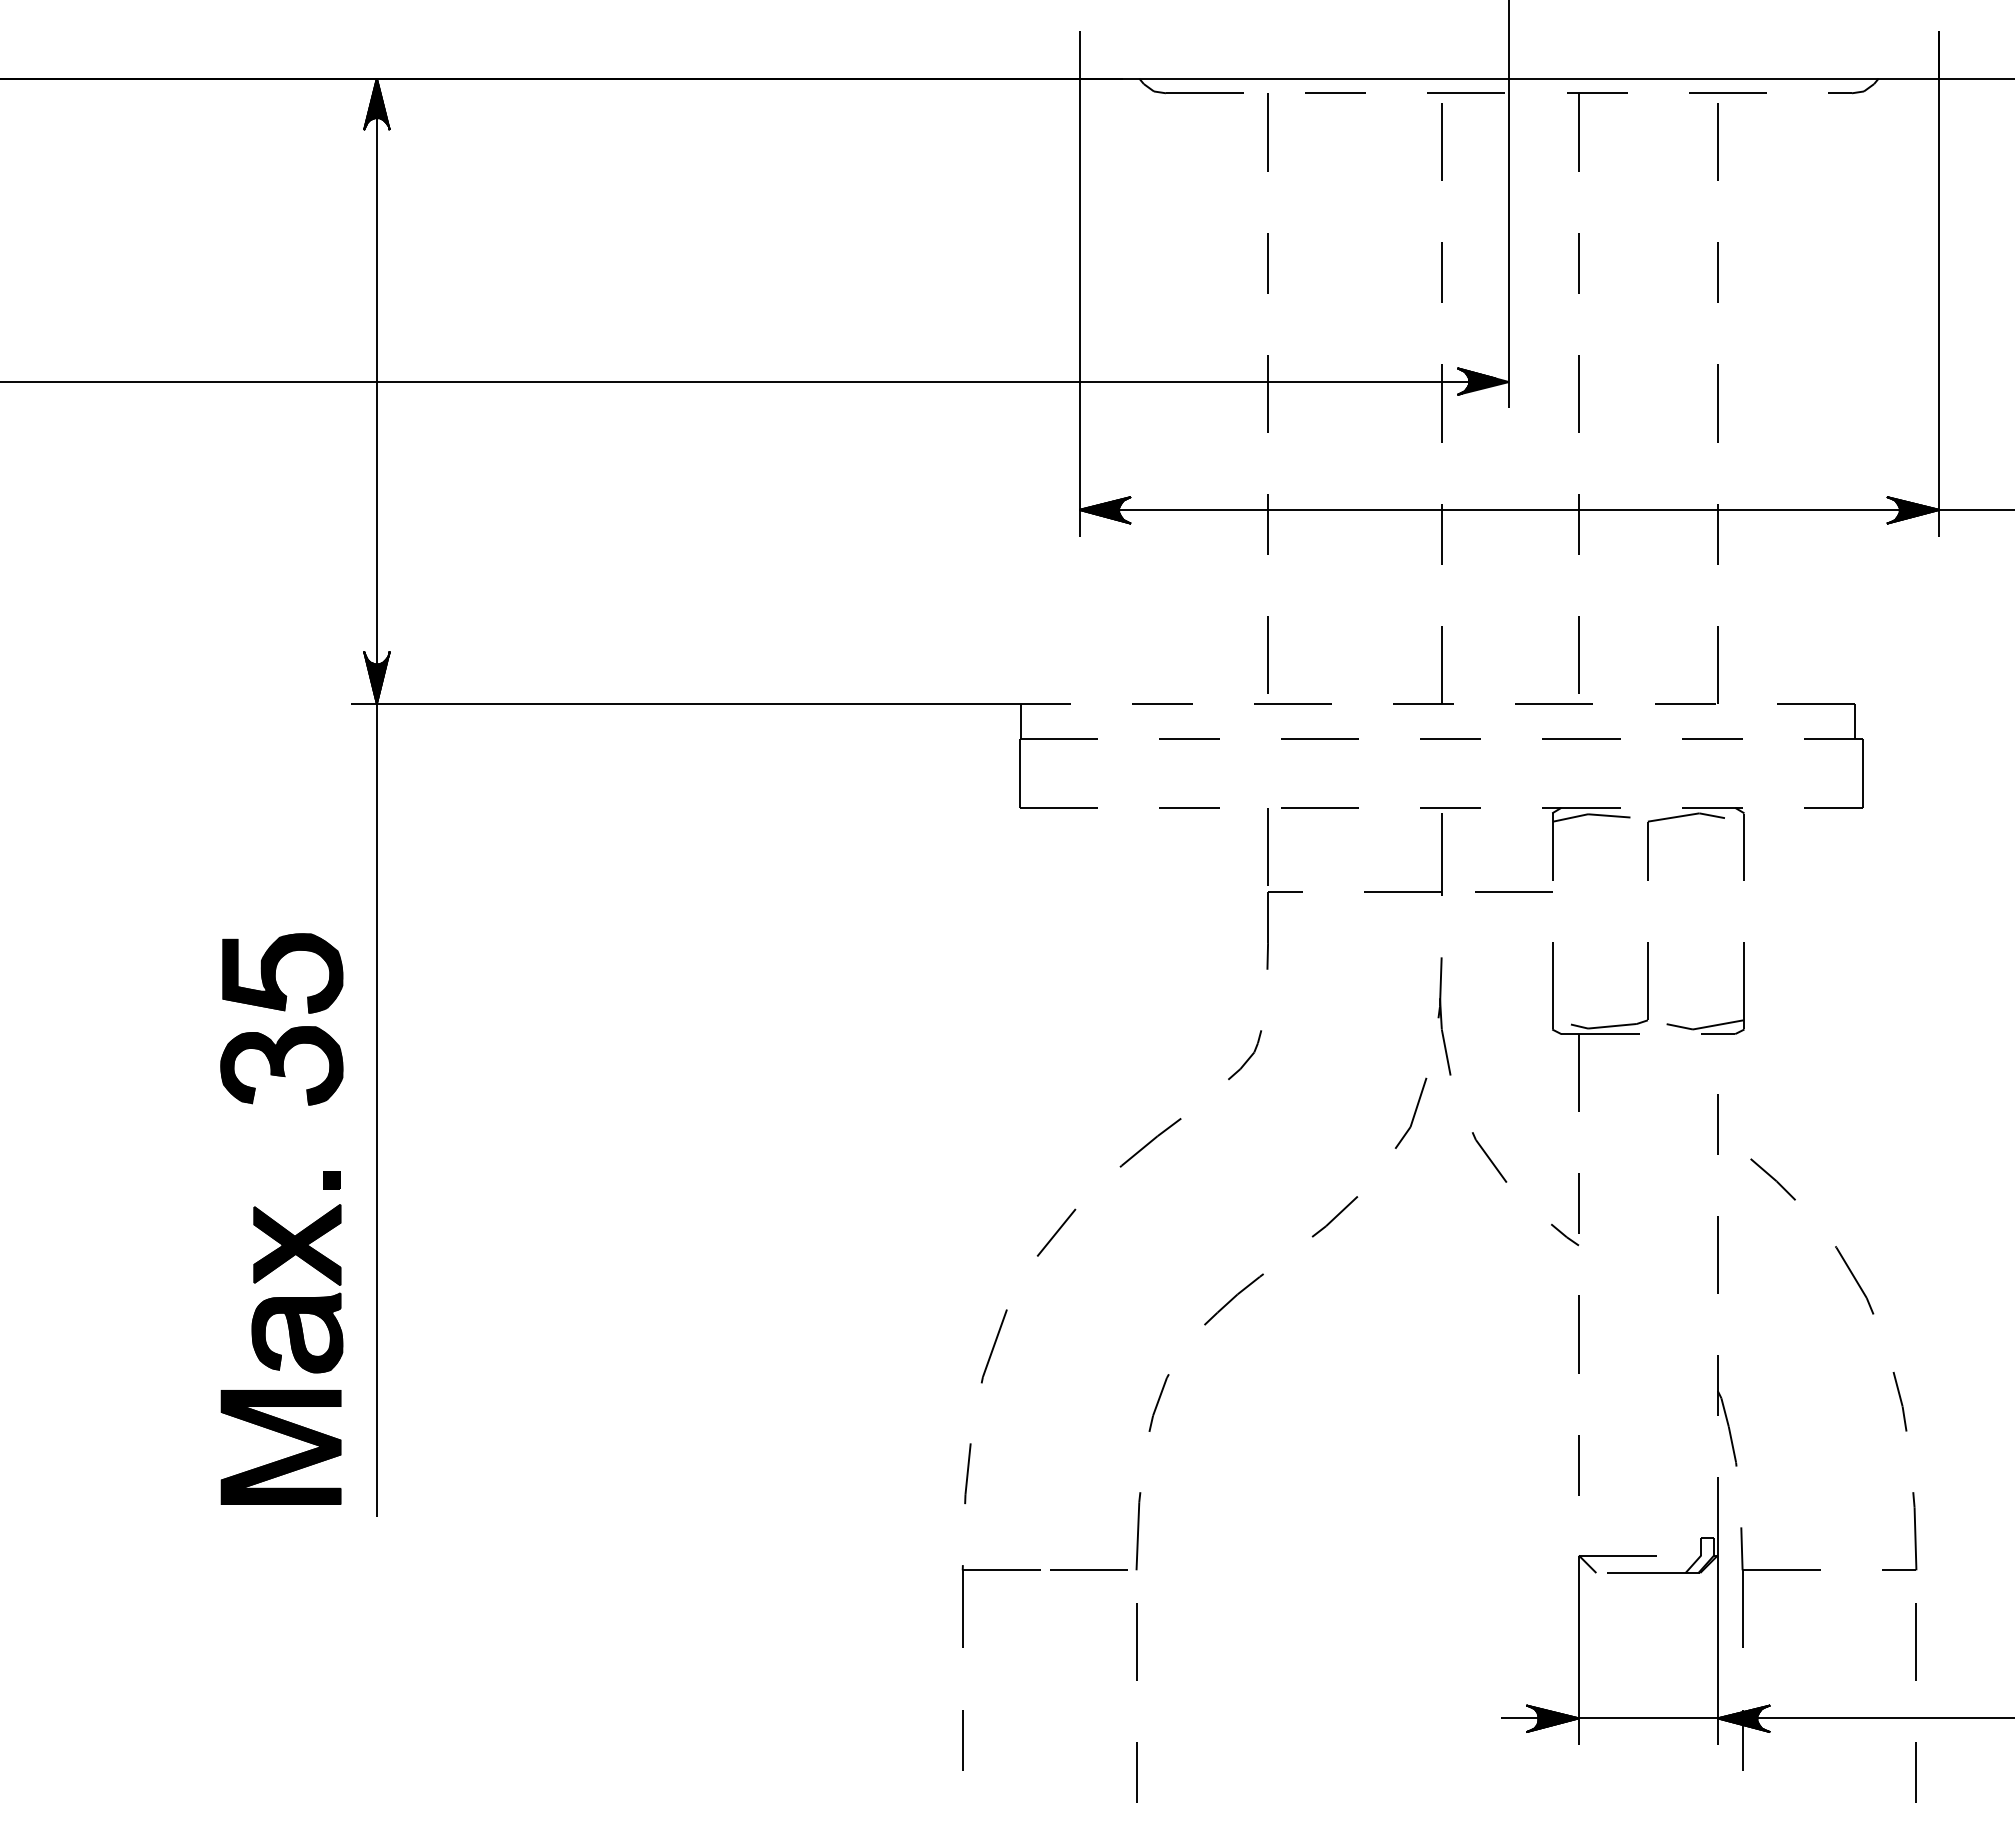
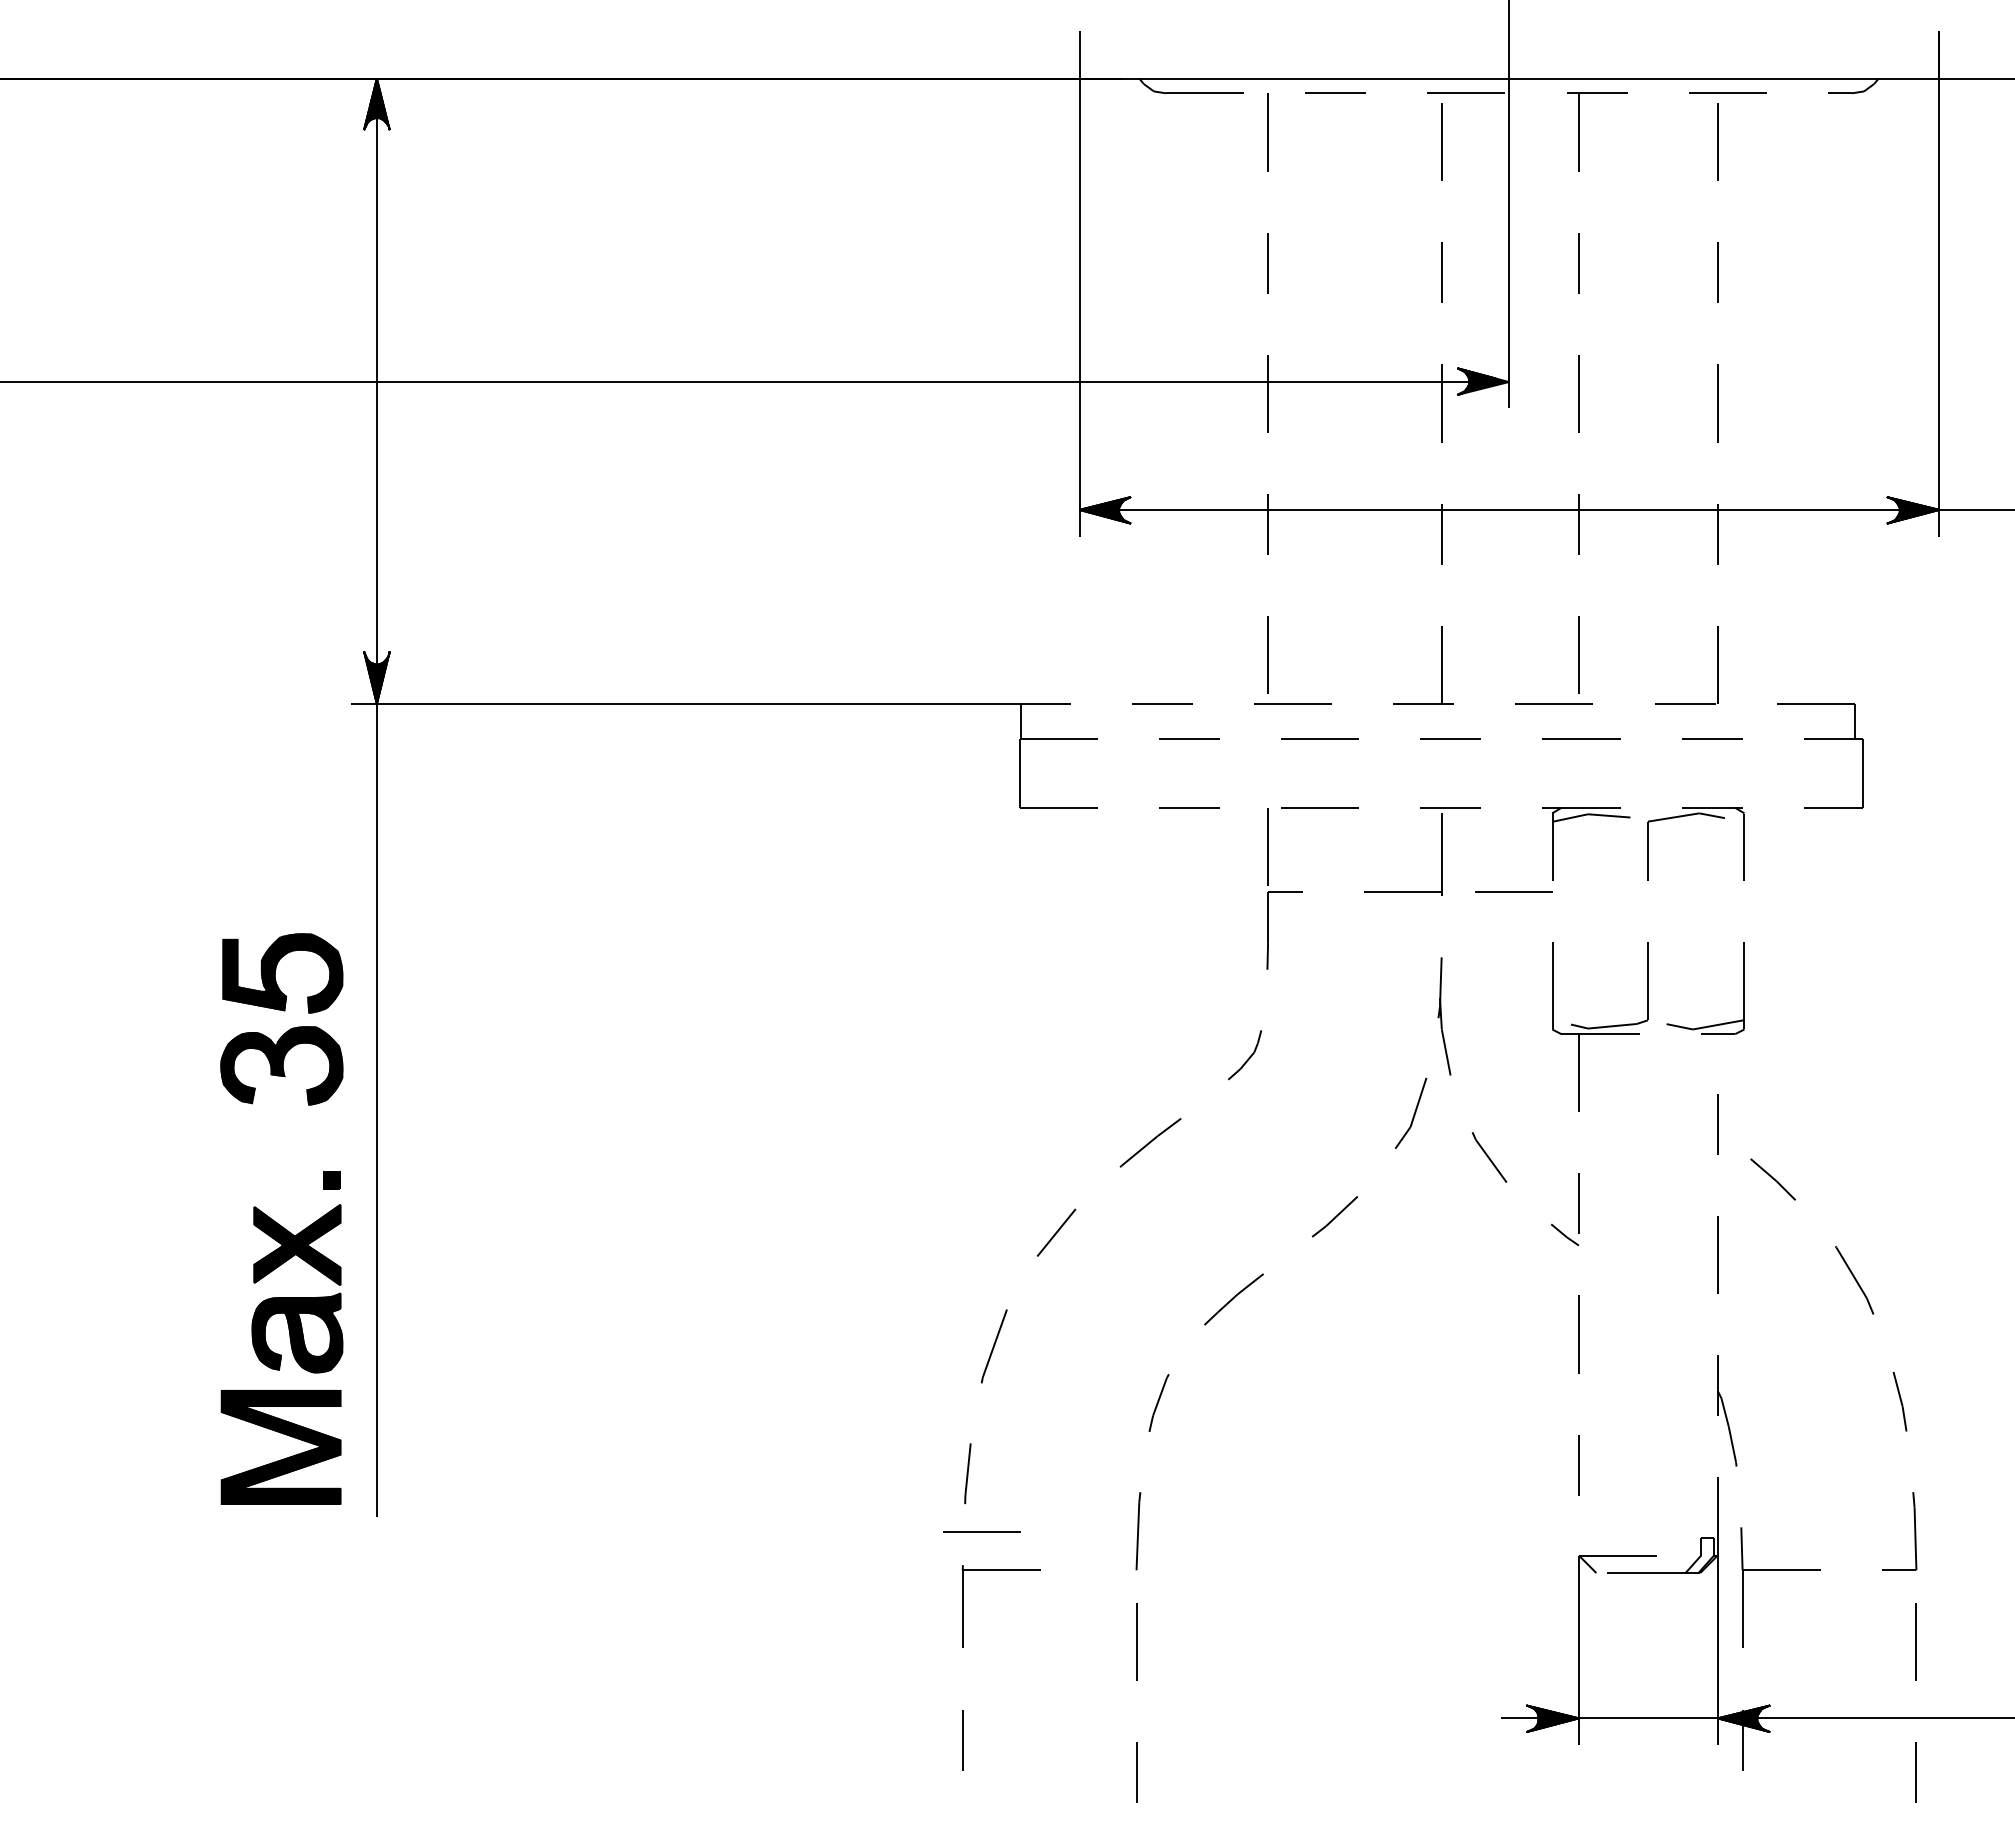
line position: (1088, 1569) -> (981, 1531) (981, 1531)
